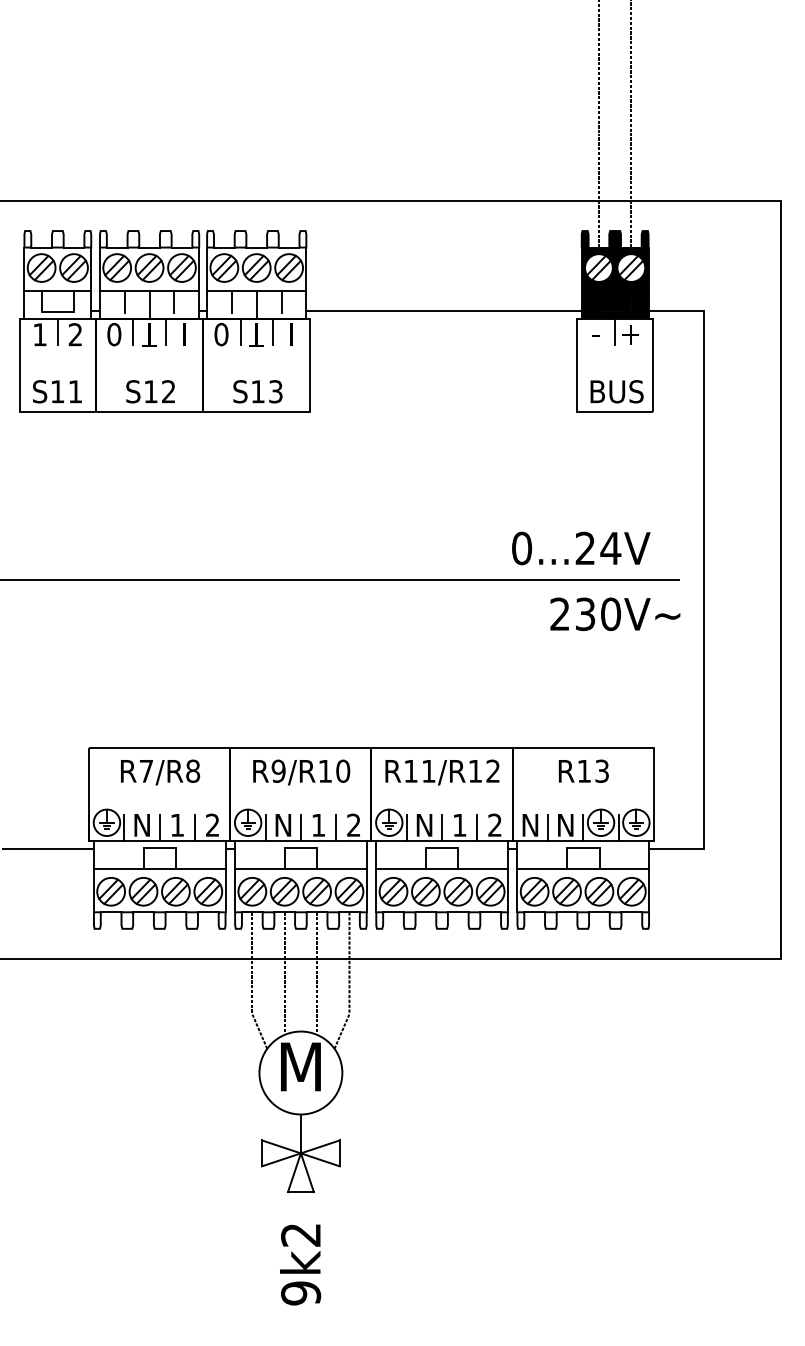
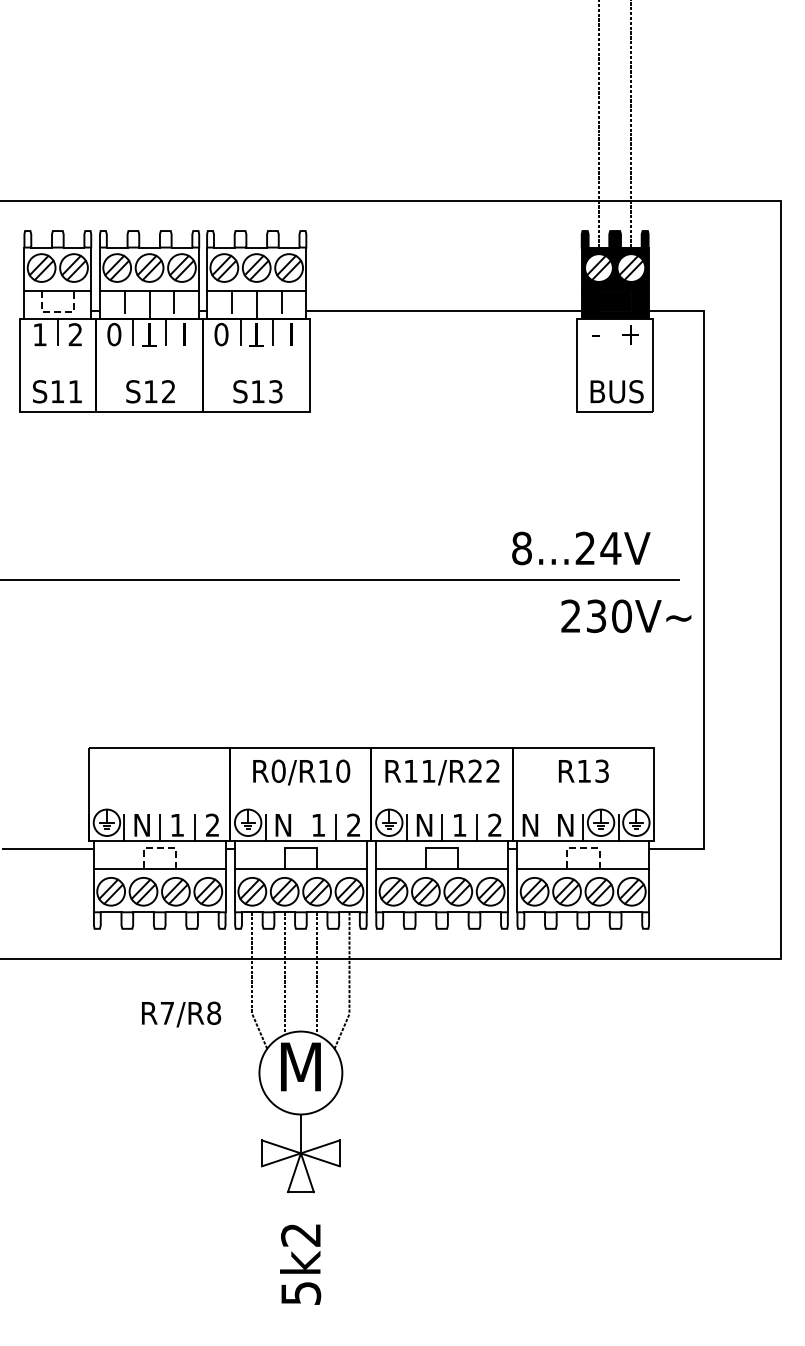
line: solid -> dashed (58, 311)
line: present -> none (615, 331)
text: 0...24V -> 8...24V (522, 548)
text position: (615, 613) -> (626, 615) (626, 615)
text: R9/R10 -> R0/R10 (278, 770)
text: R11/R12 -> R11/R22 (474, 770)
text position: (160, 772) -> (181, 1014) (181, 1014)
line: present -> none (300, 827)
line: present -> none (547, 827)
line: solid -> dashed (159, 848)
line: solid -> dashed (582, 848)
text: 9k2 -> 5k2 (300, 1293)
